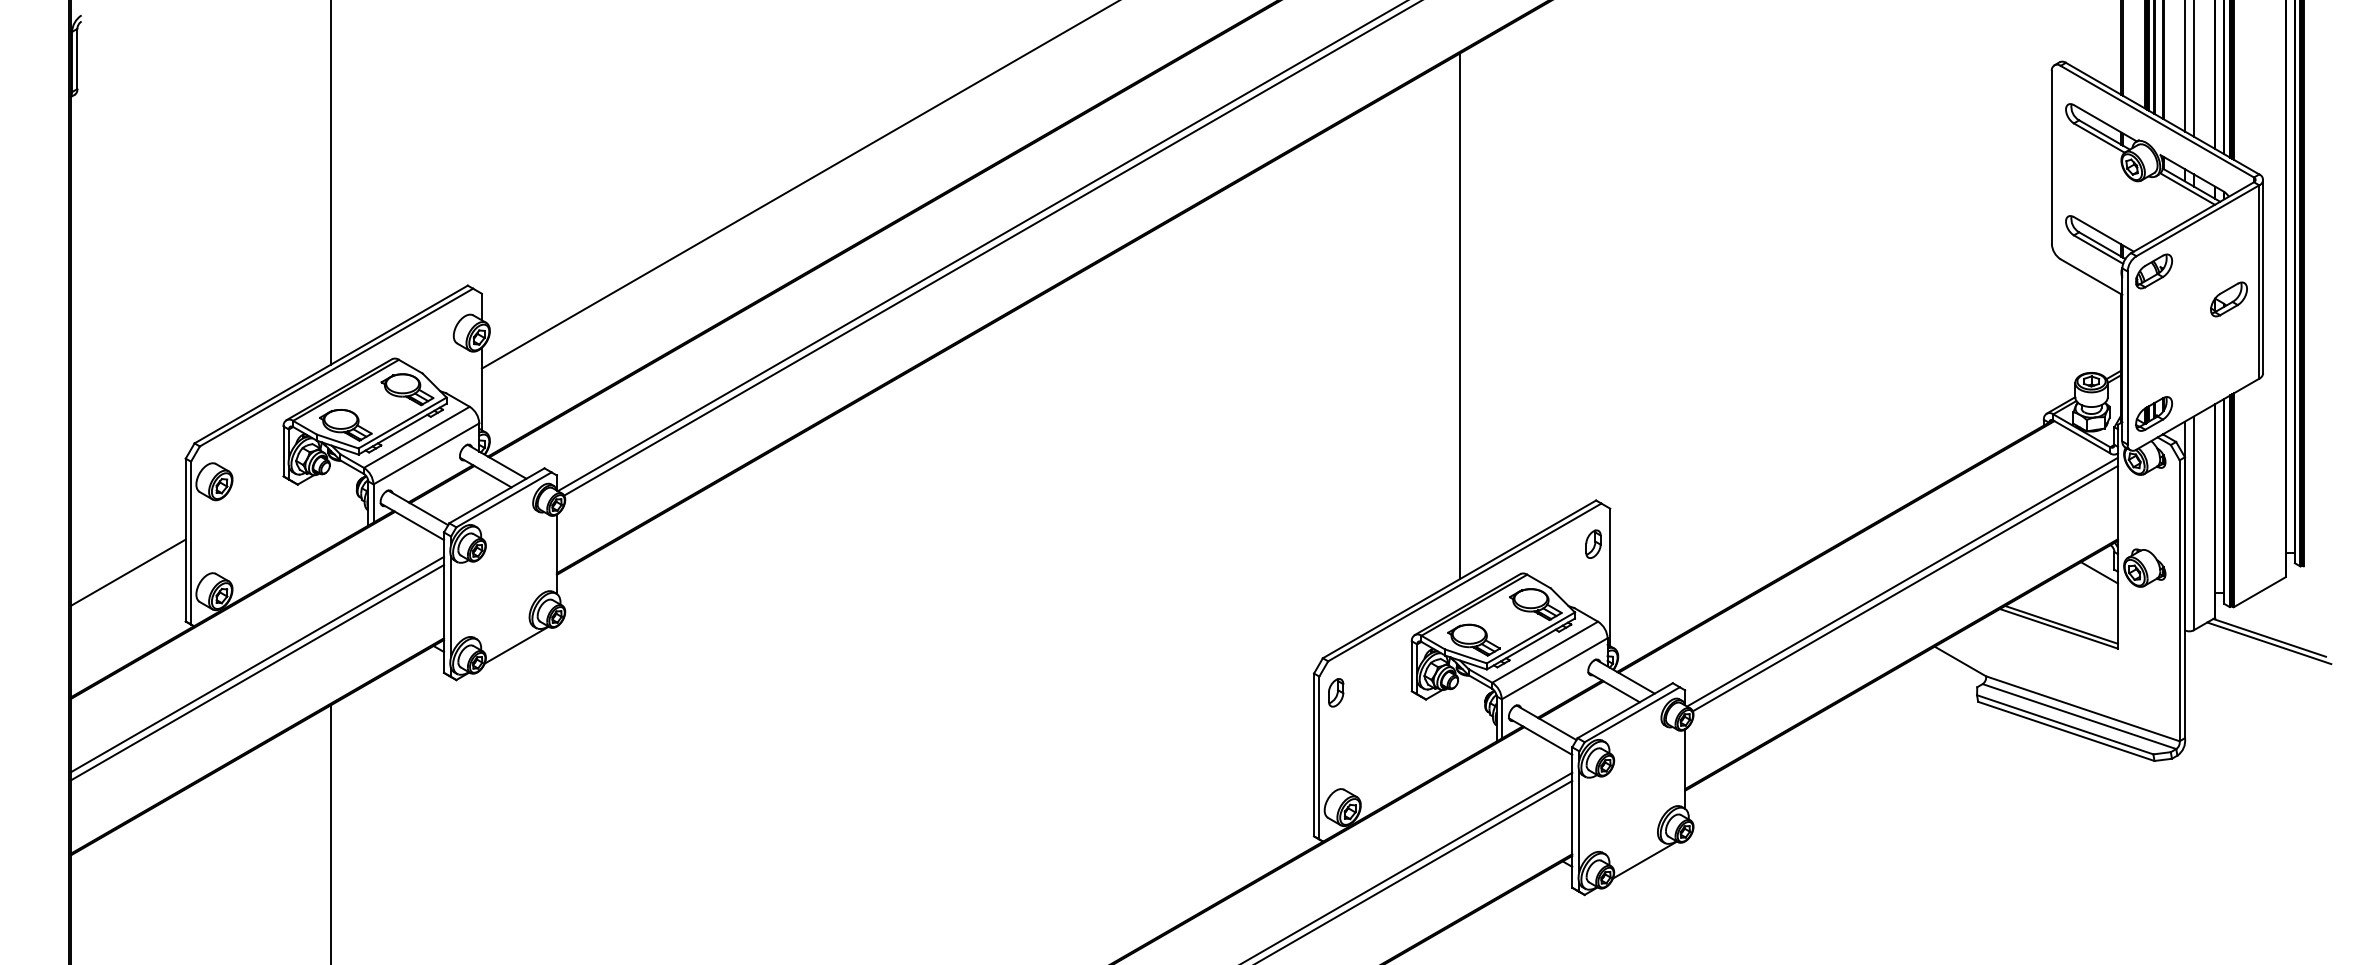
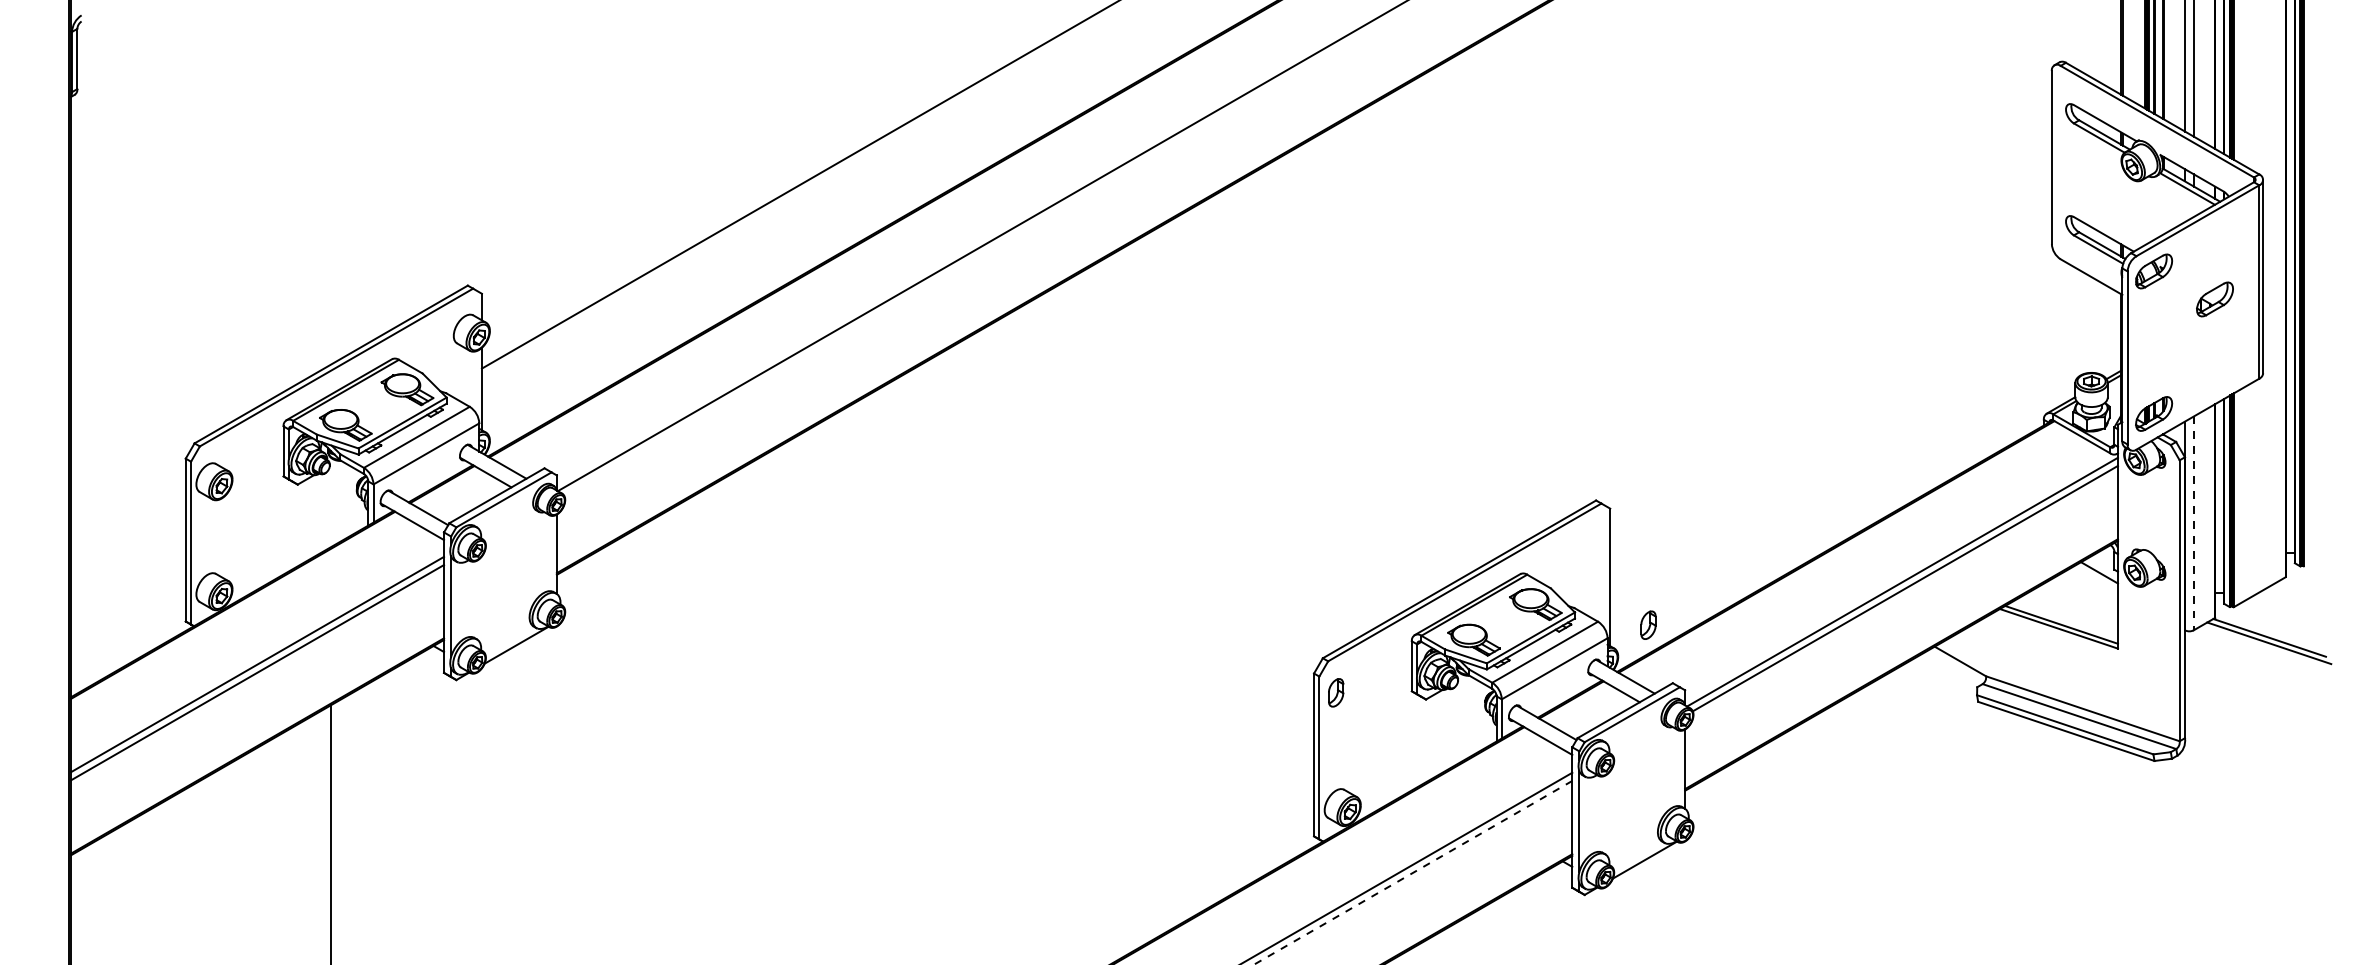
line: present -> none (331, 183)
line: present -> none (991, 248)
part position: (2228, 299) -> (2214, 299) (2214, 299)
line: present -> none (1459, 316)
line: solid -> dashed (2193, 523)
part position: (1593, 543) -> (1648, 624) (1648, 624)
line: present -> none (128, 572)
line: solid -> dashed (1413, 872)
